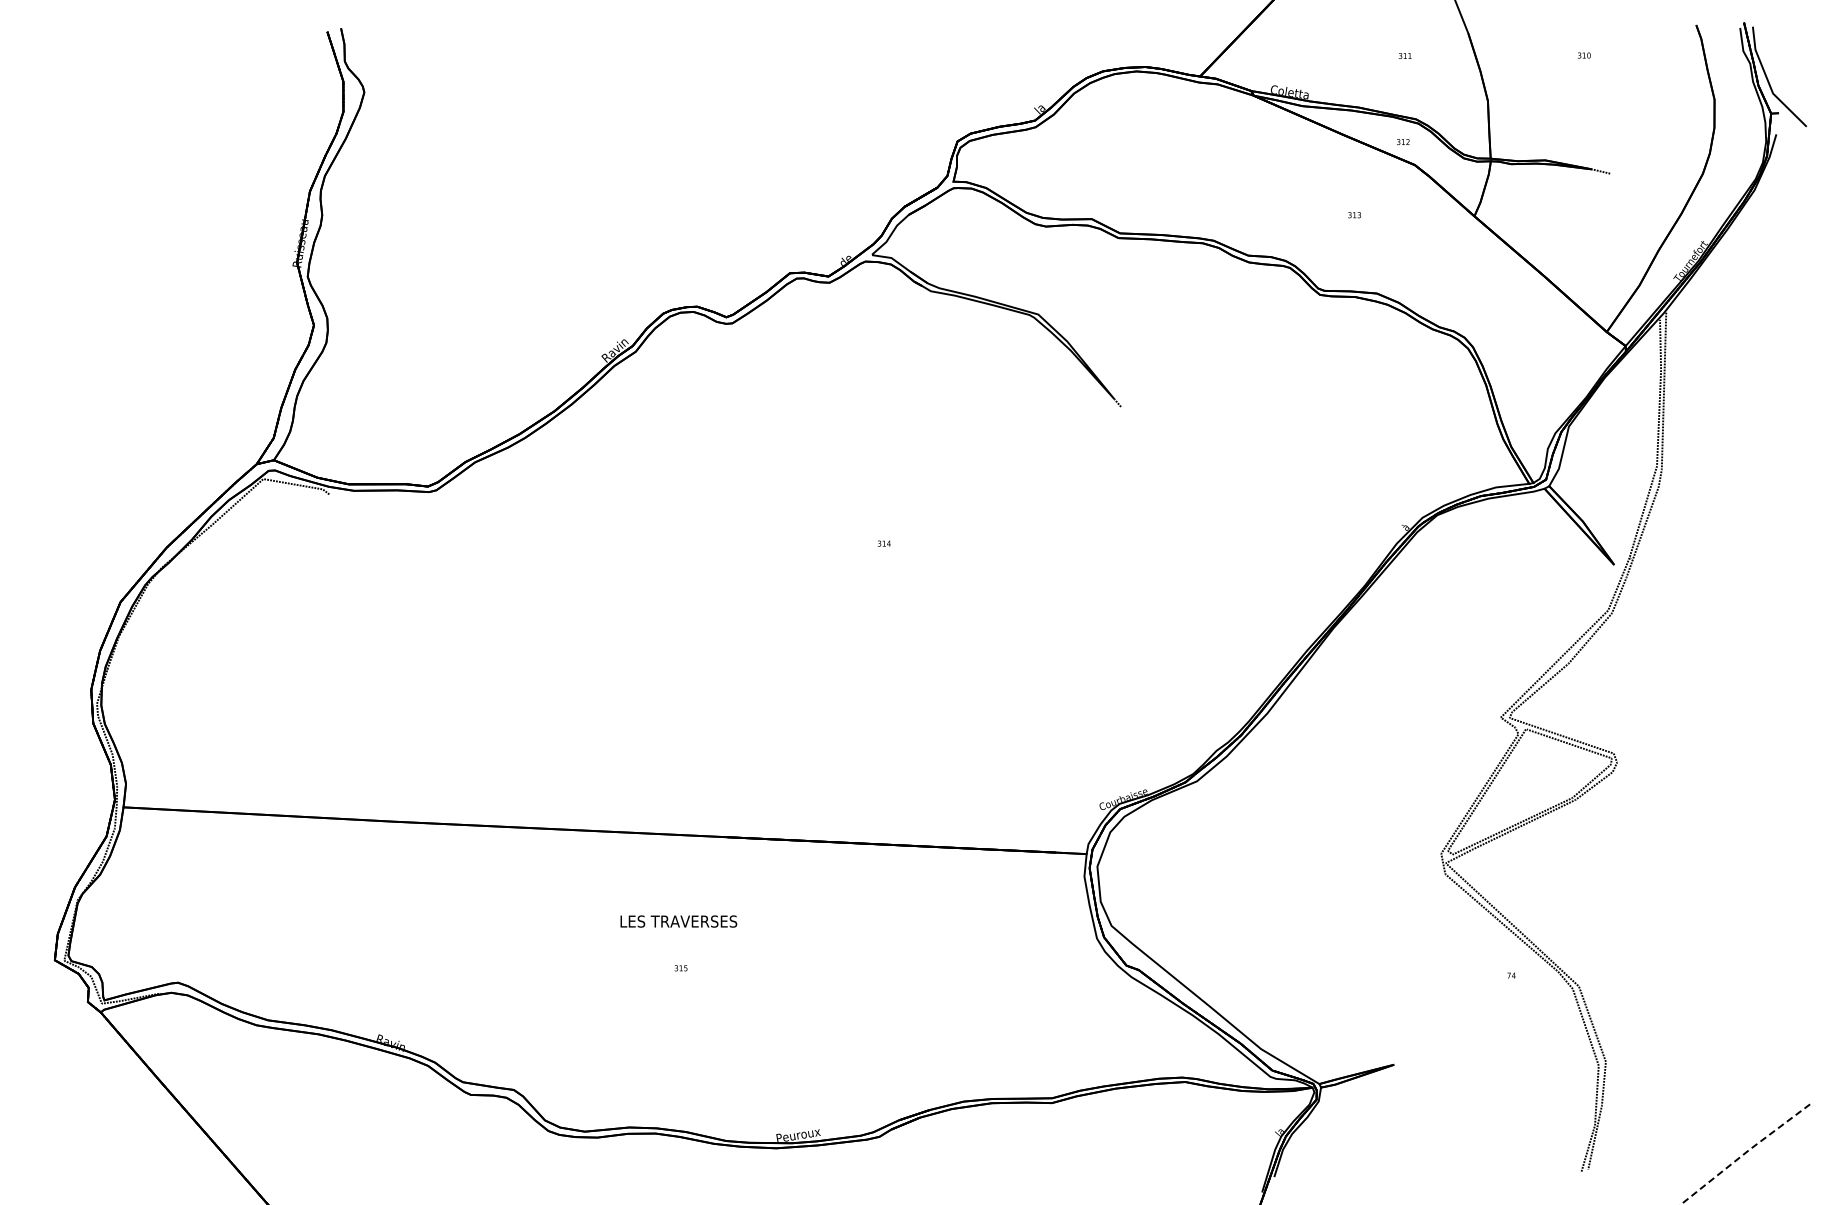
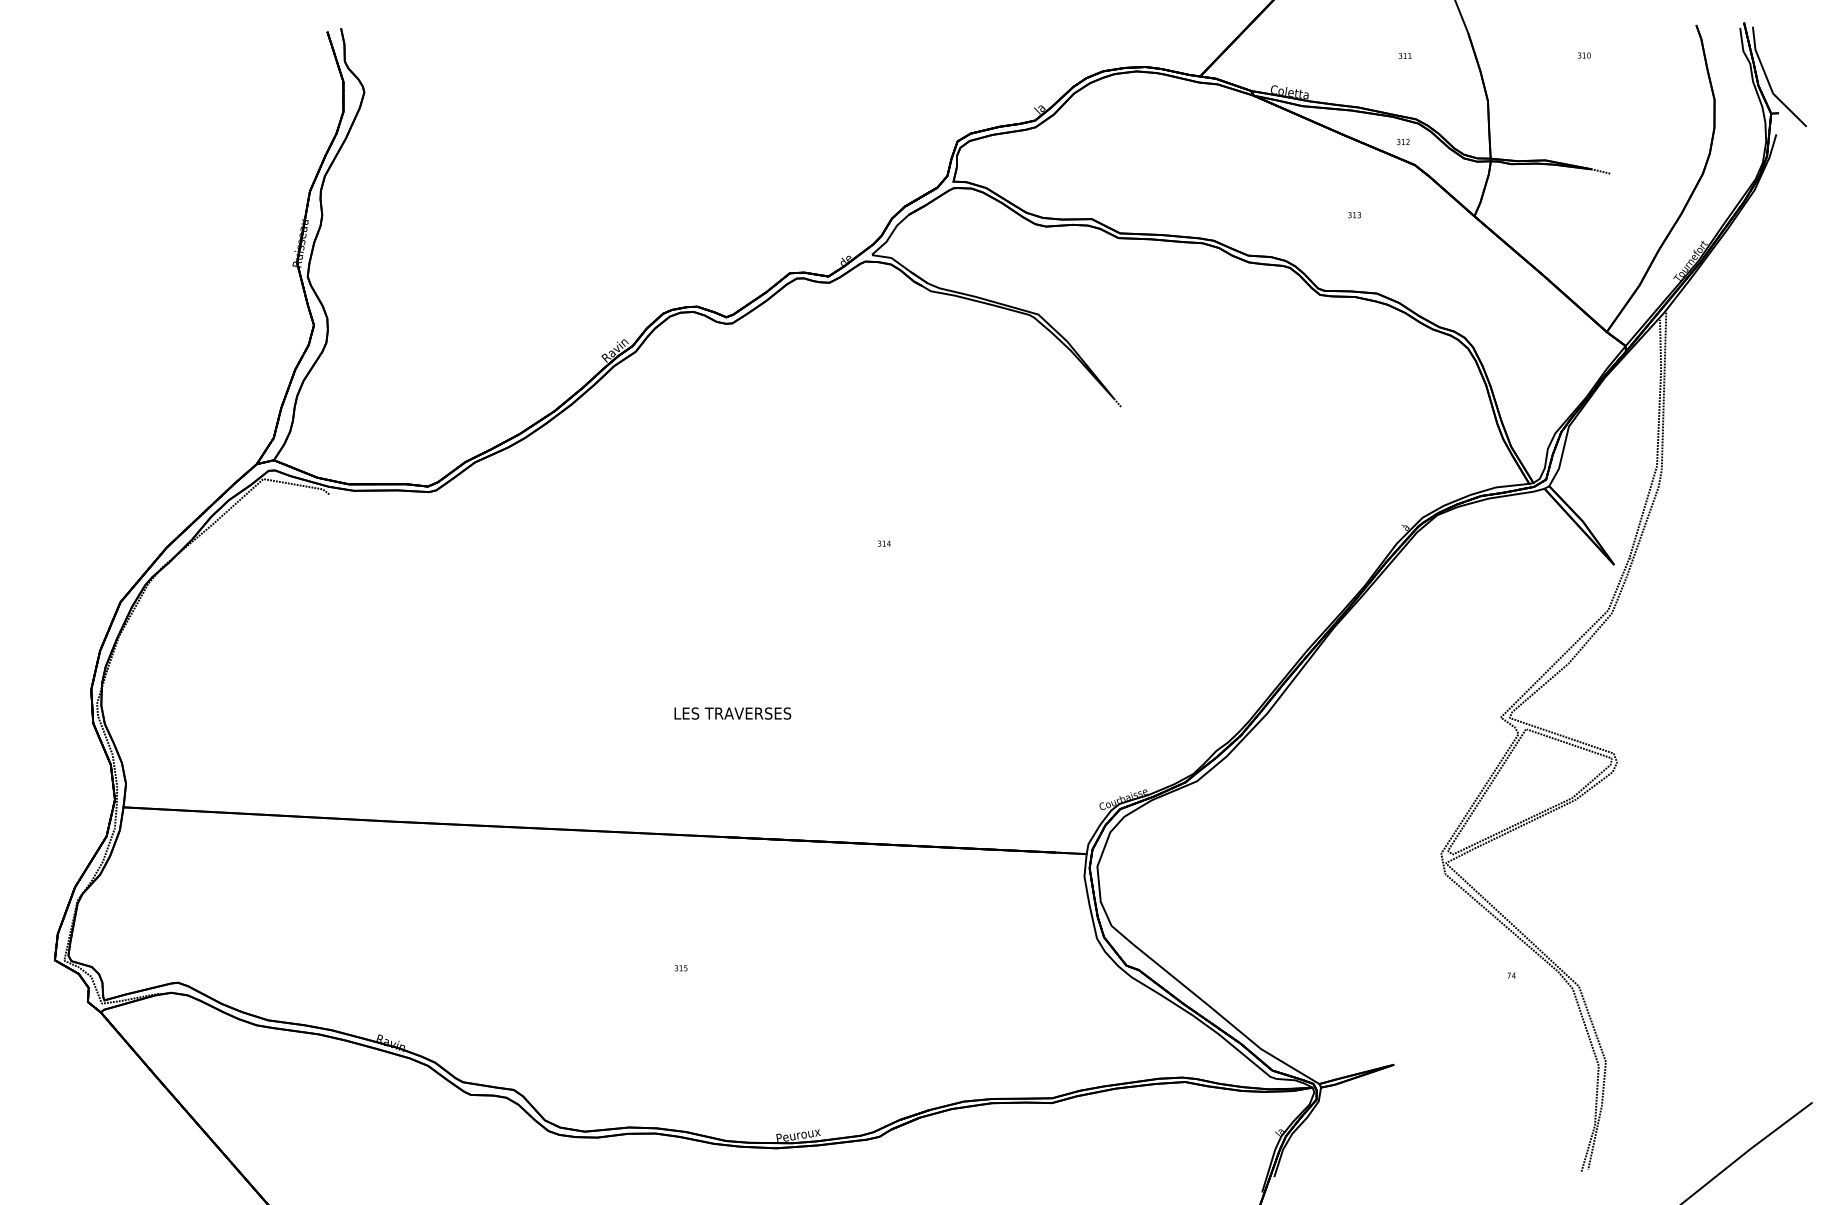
text position: (678, 921) -> (732, 713) (732, 713)
line: dashed -> solid (1746, 1152)
